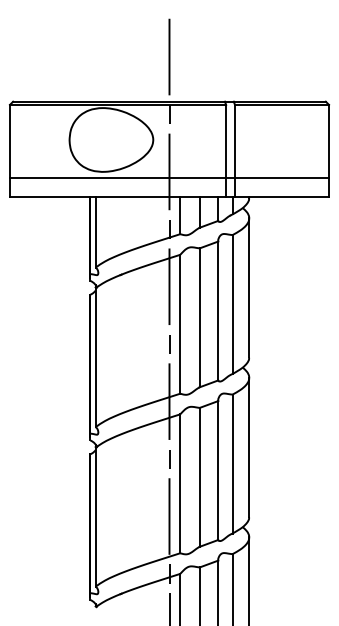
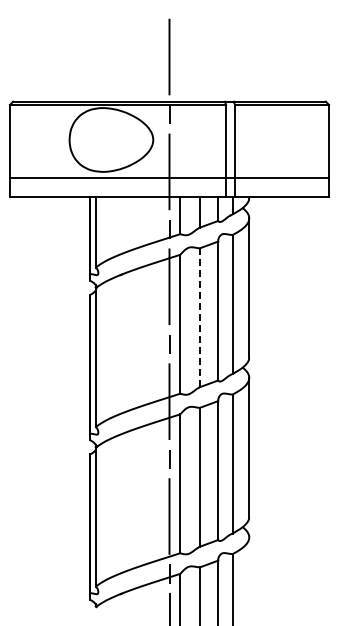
line: solid -> dashed (199, 318)
line: present -> none (249, 579)
